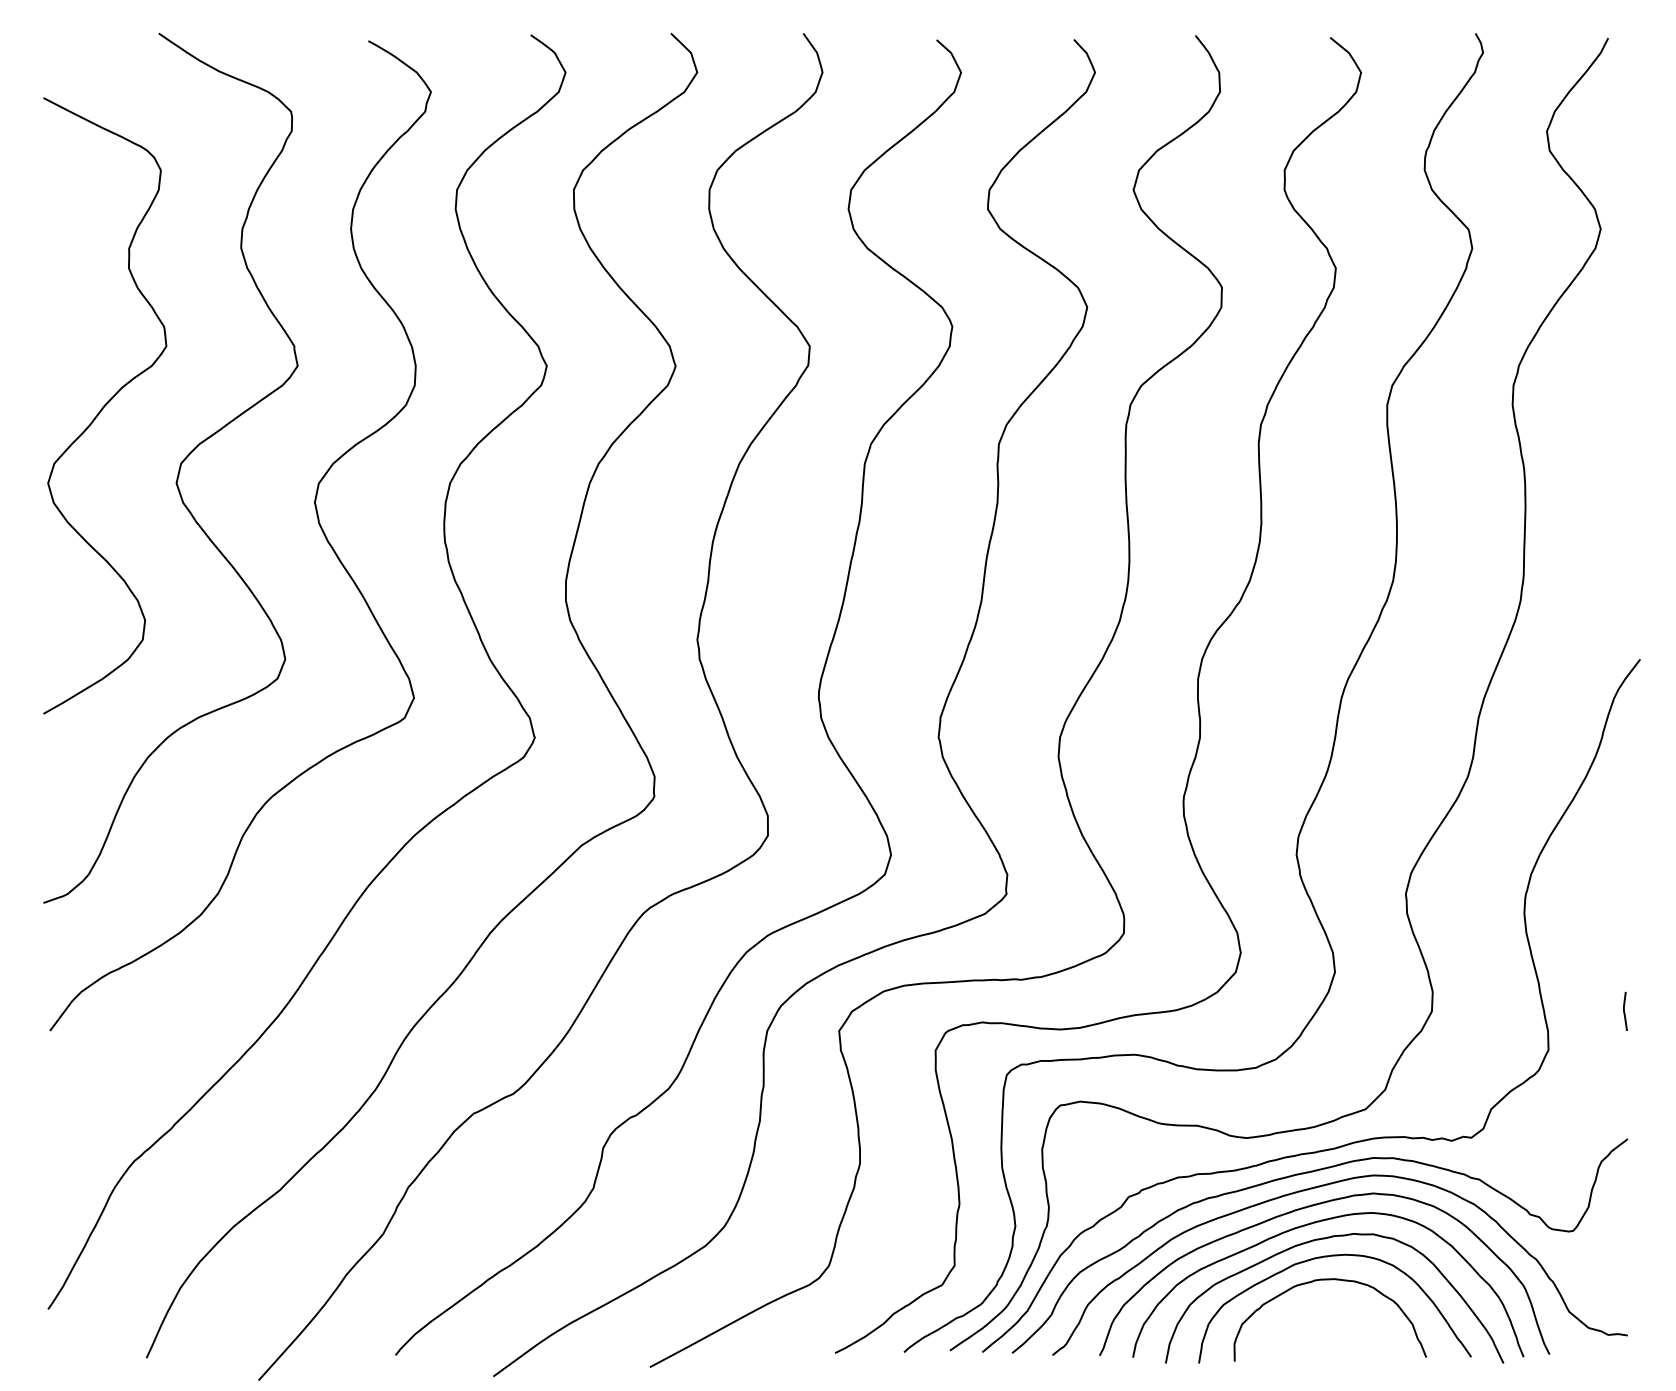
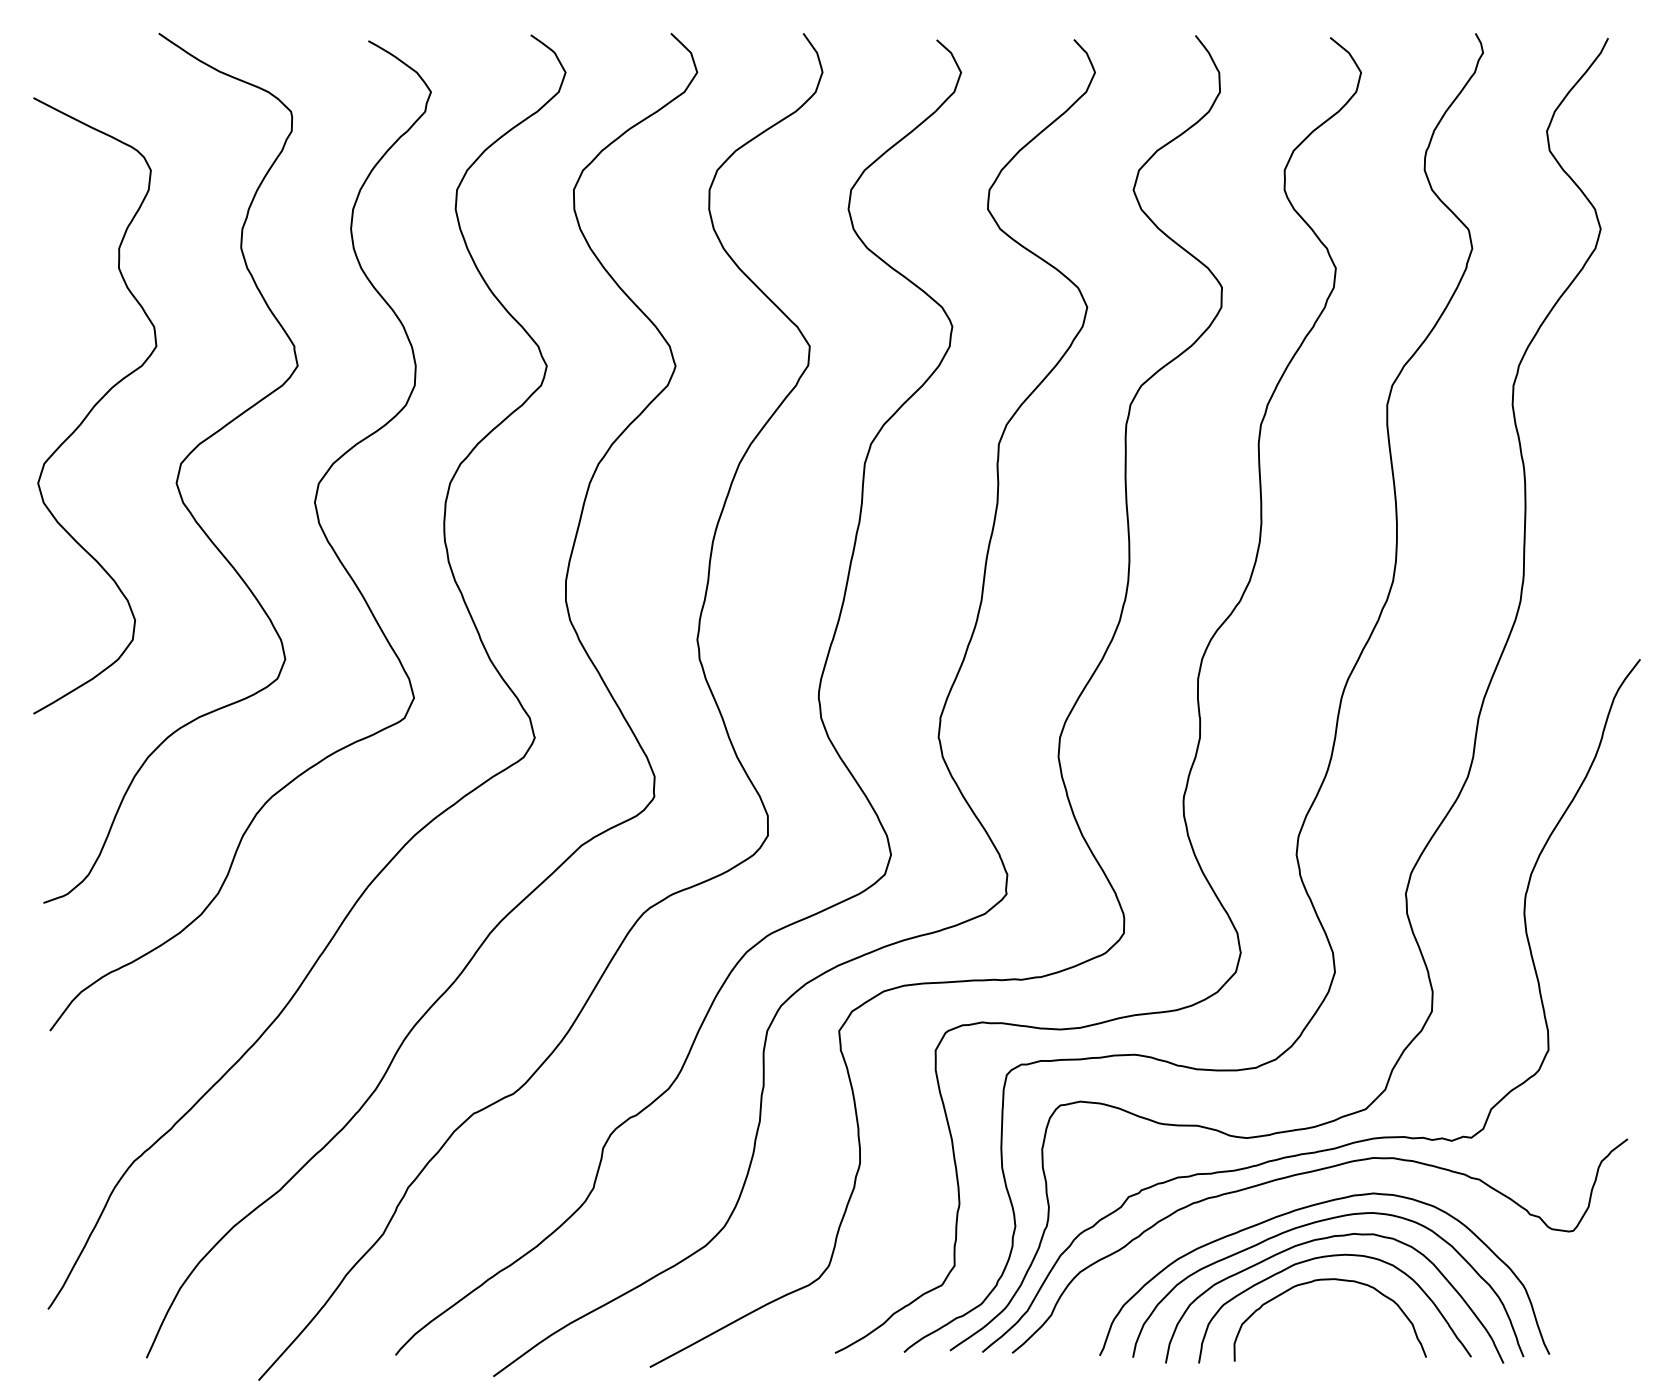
curve position: (105, 405) -> (95, 405) (95, 405)
line: present -> none (1624, 1010)
curve: present -> none (1320, 1187)
